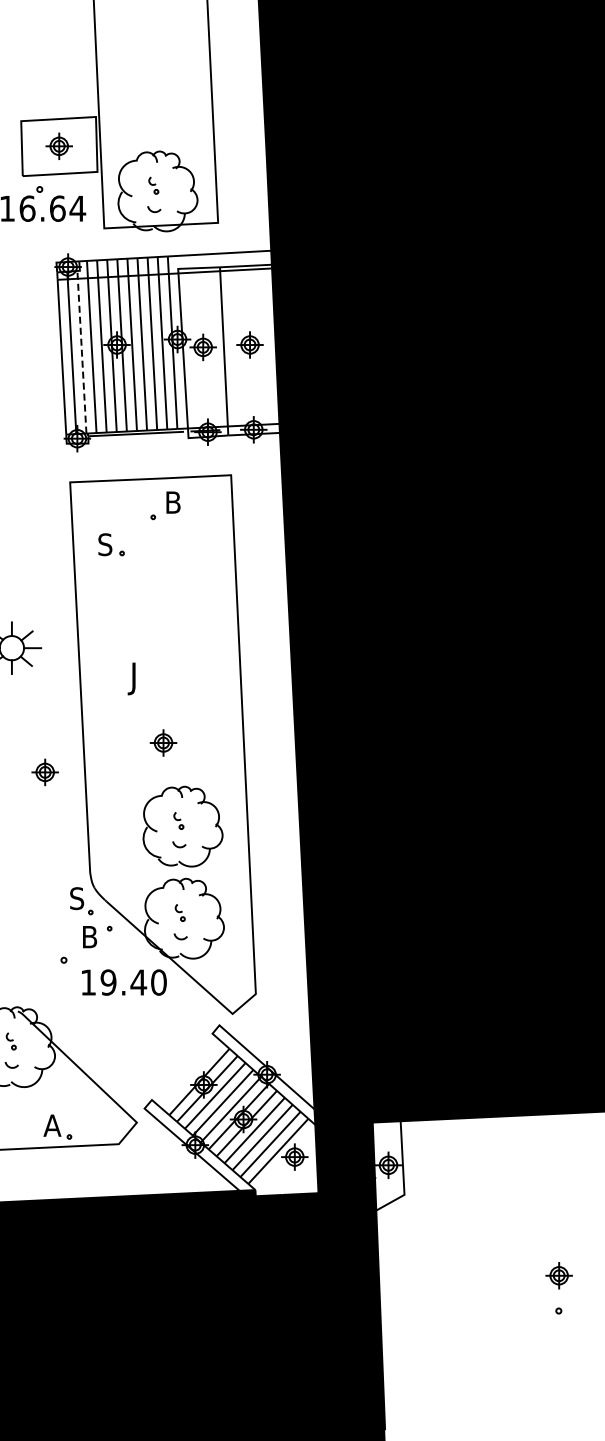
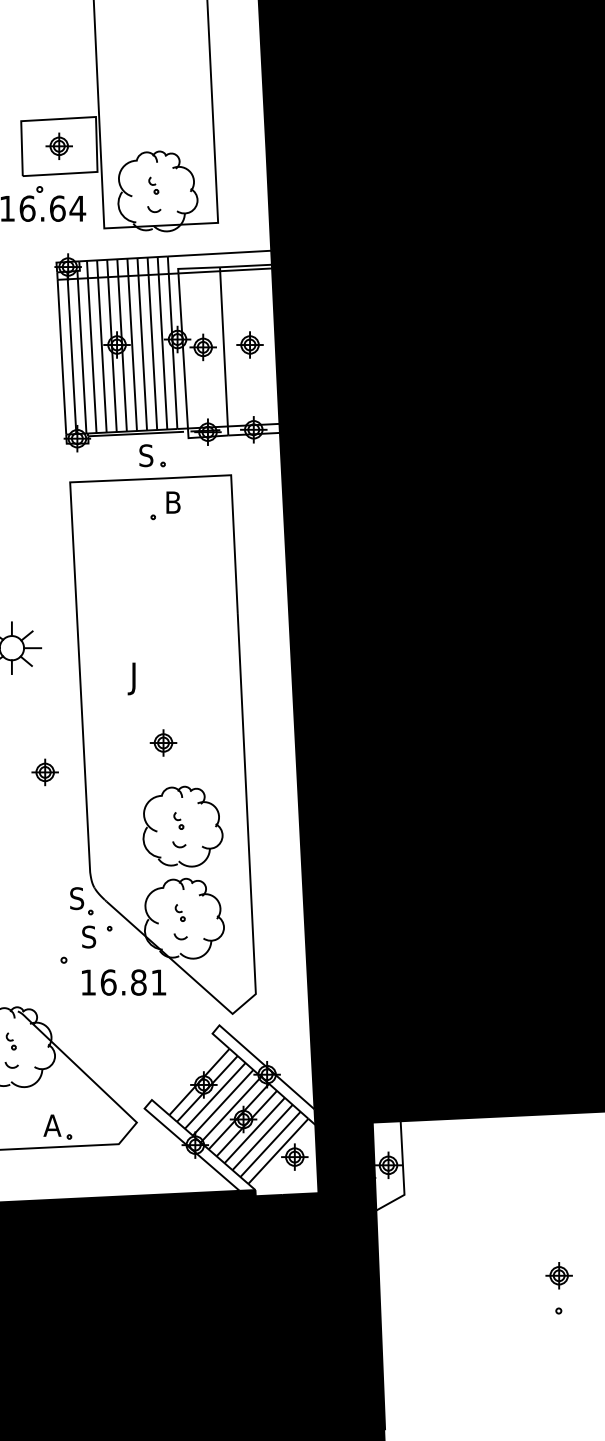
line: dashed -> solid (81, 351)
part position: (111, 544) -> (152, 455) (152, 455)
text: B -> S (89, 936)
text: 19.40 -> 16.81 (133, 982)
